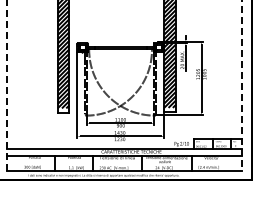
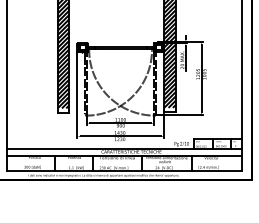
line: dashed -> solid (7, 85)
line: dashed -> solid (241, 86)
